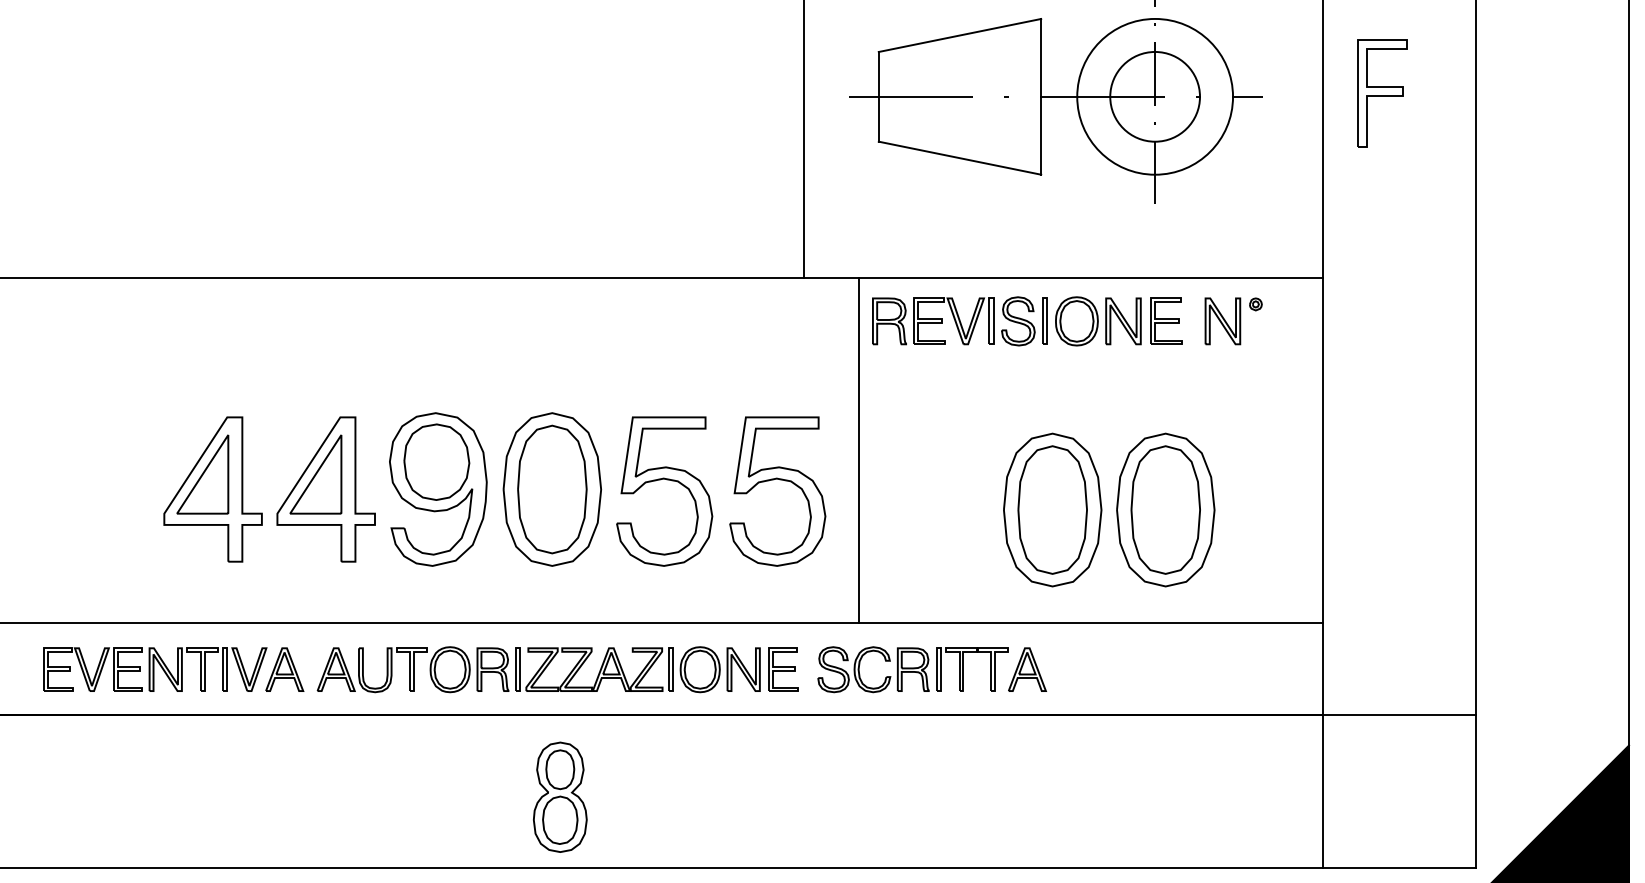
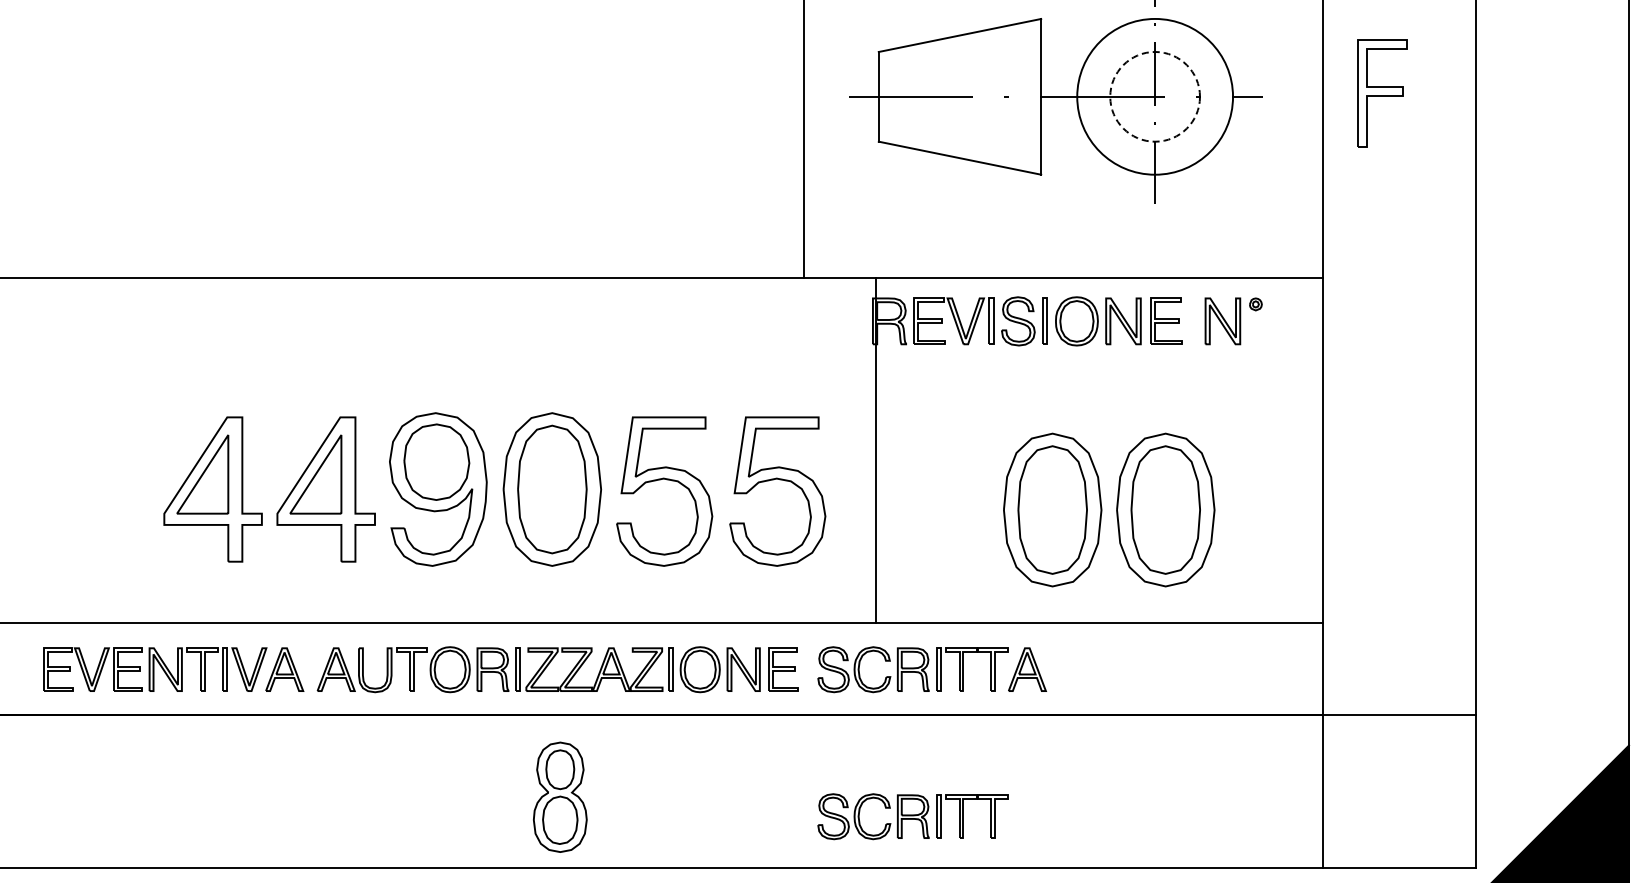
circle: solid -> dashed (1155, 96)
line position: (858, 450) -> (875, 450) (875, 450)
part: none -> present (912, 816)
